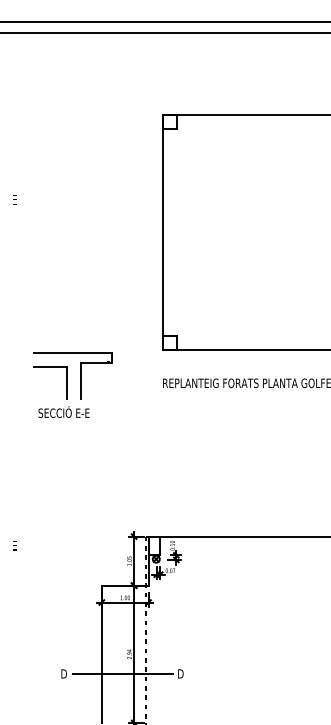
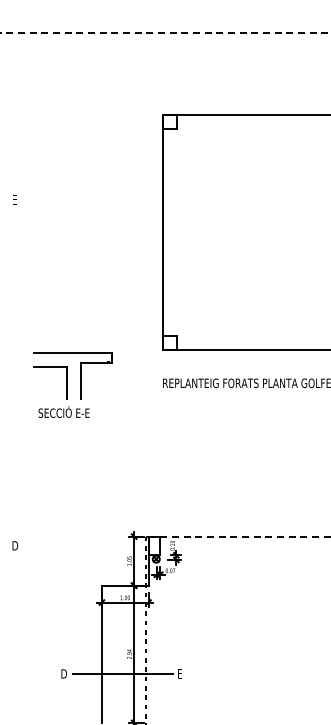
line: present -> none (164, 21)
line: solid -> dashed (165, 33)
line: solid -> dashed (239, 536)
text: E -> D (15, 545)
text: D -> E (180, 673)
